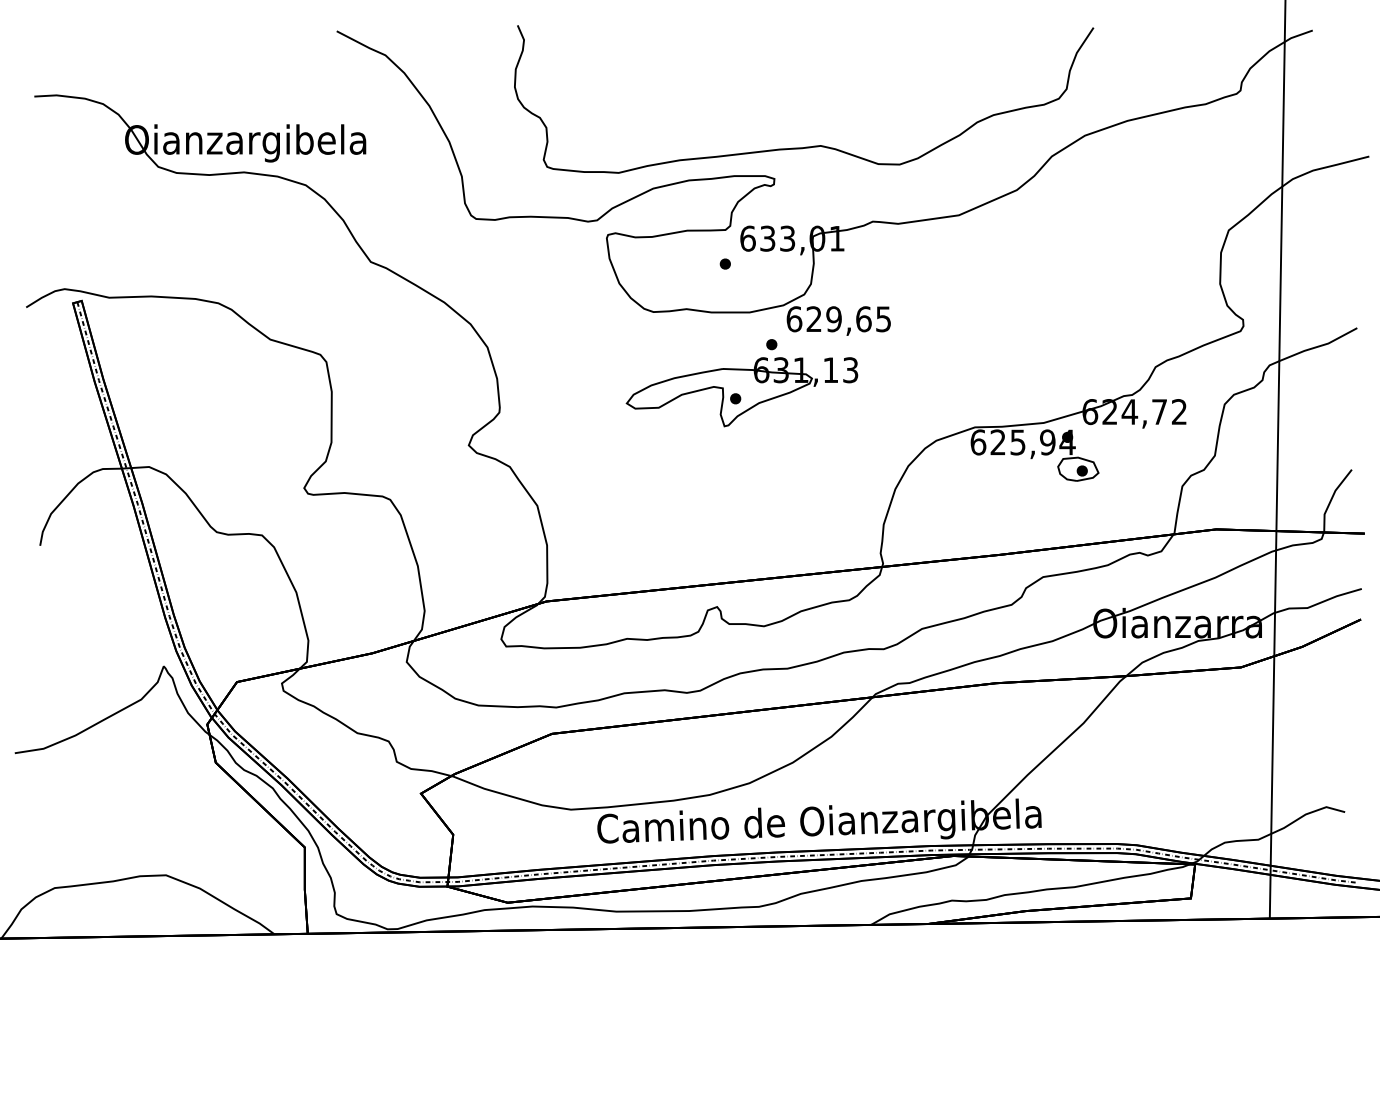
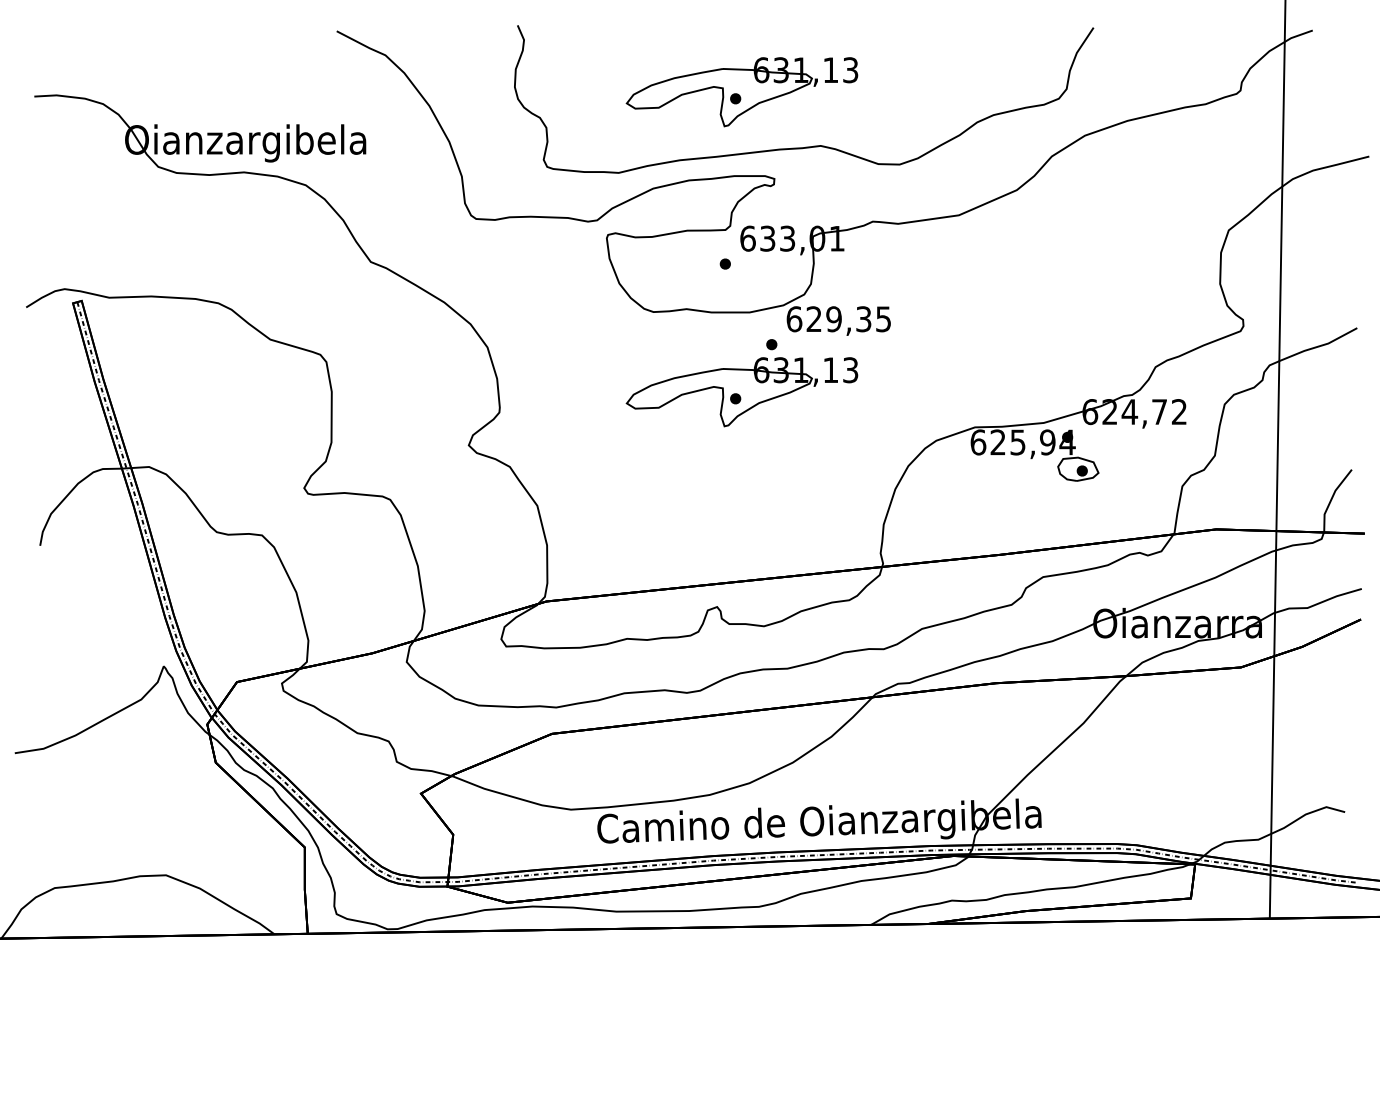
part: none -> present (741, 92)
text: 629,65 -> 629,35 (863, 319)
